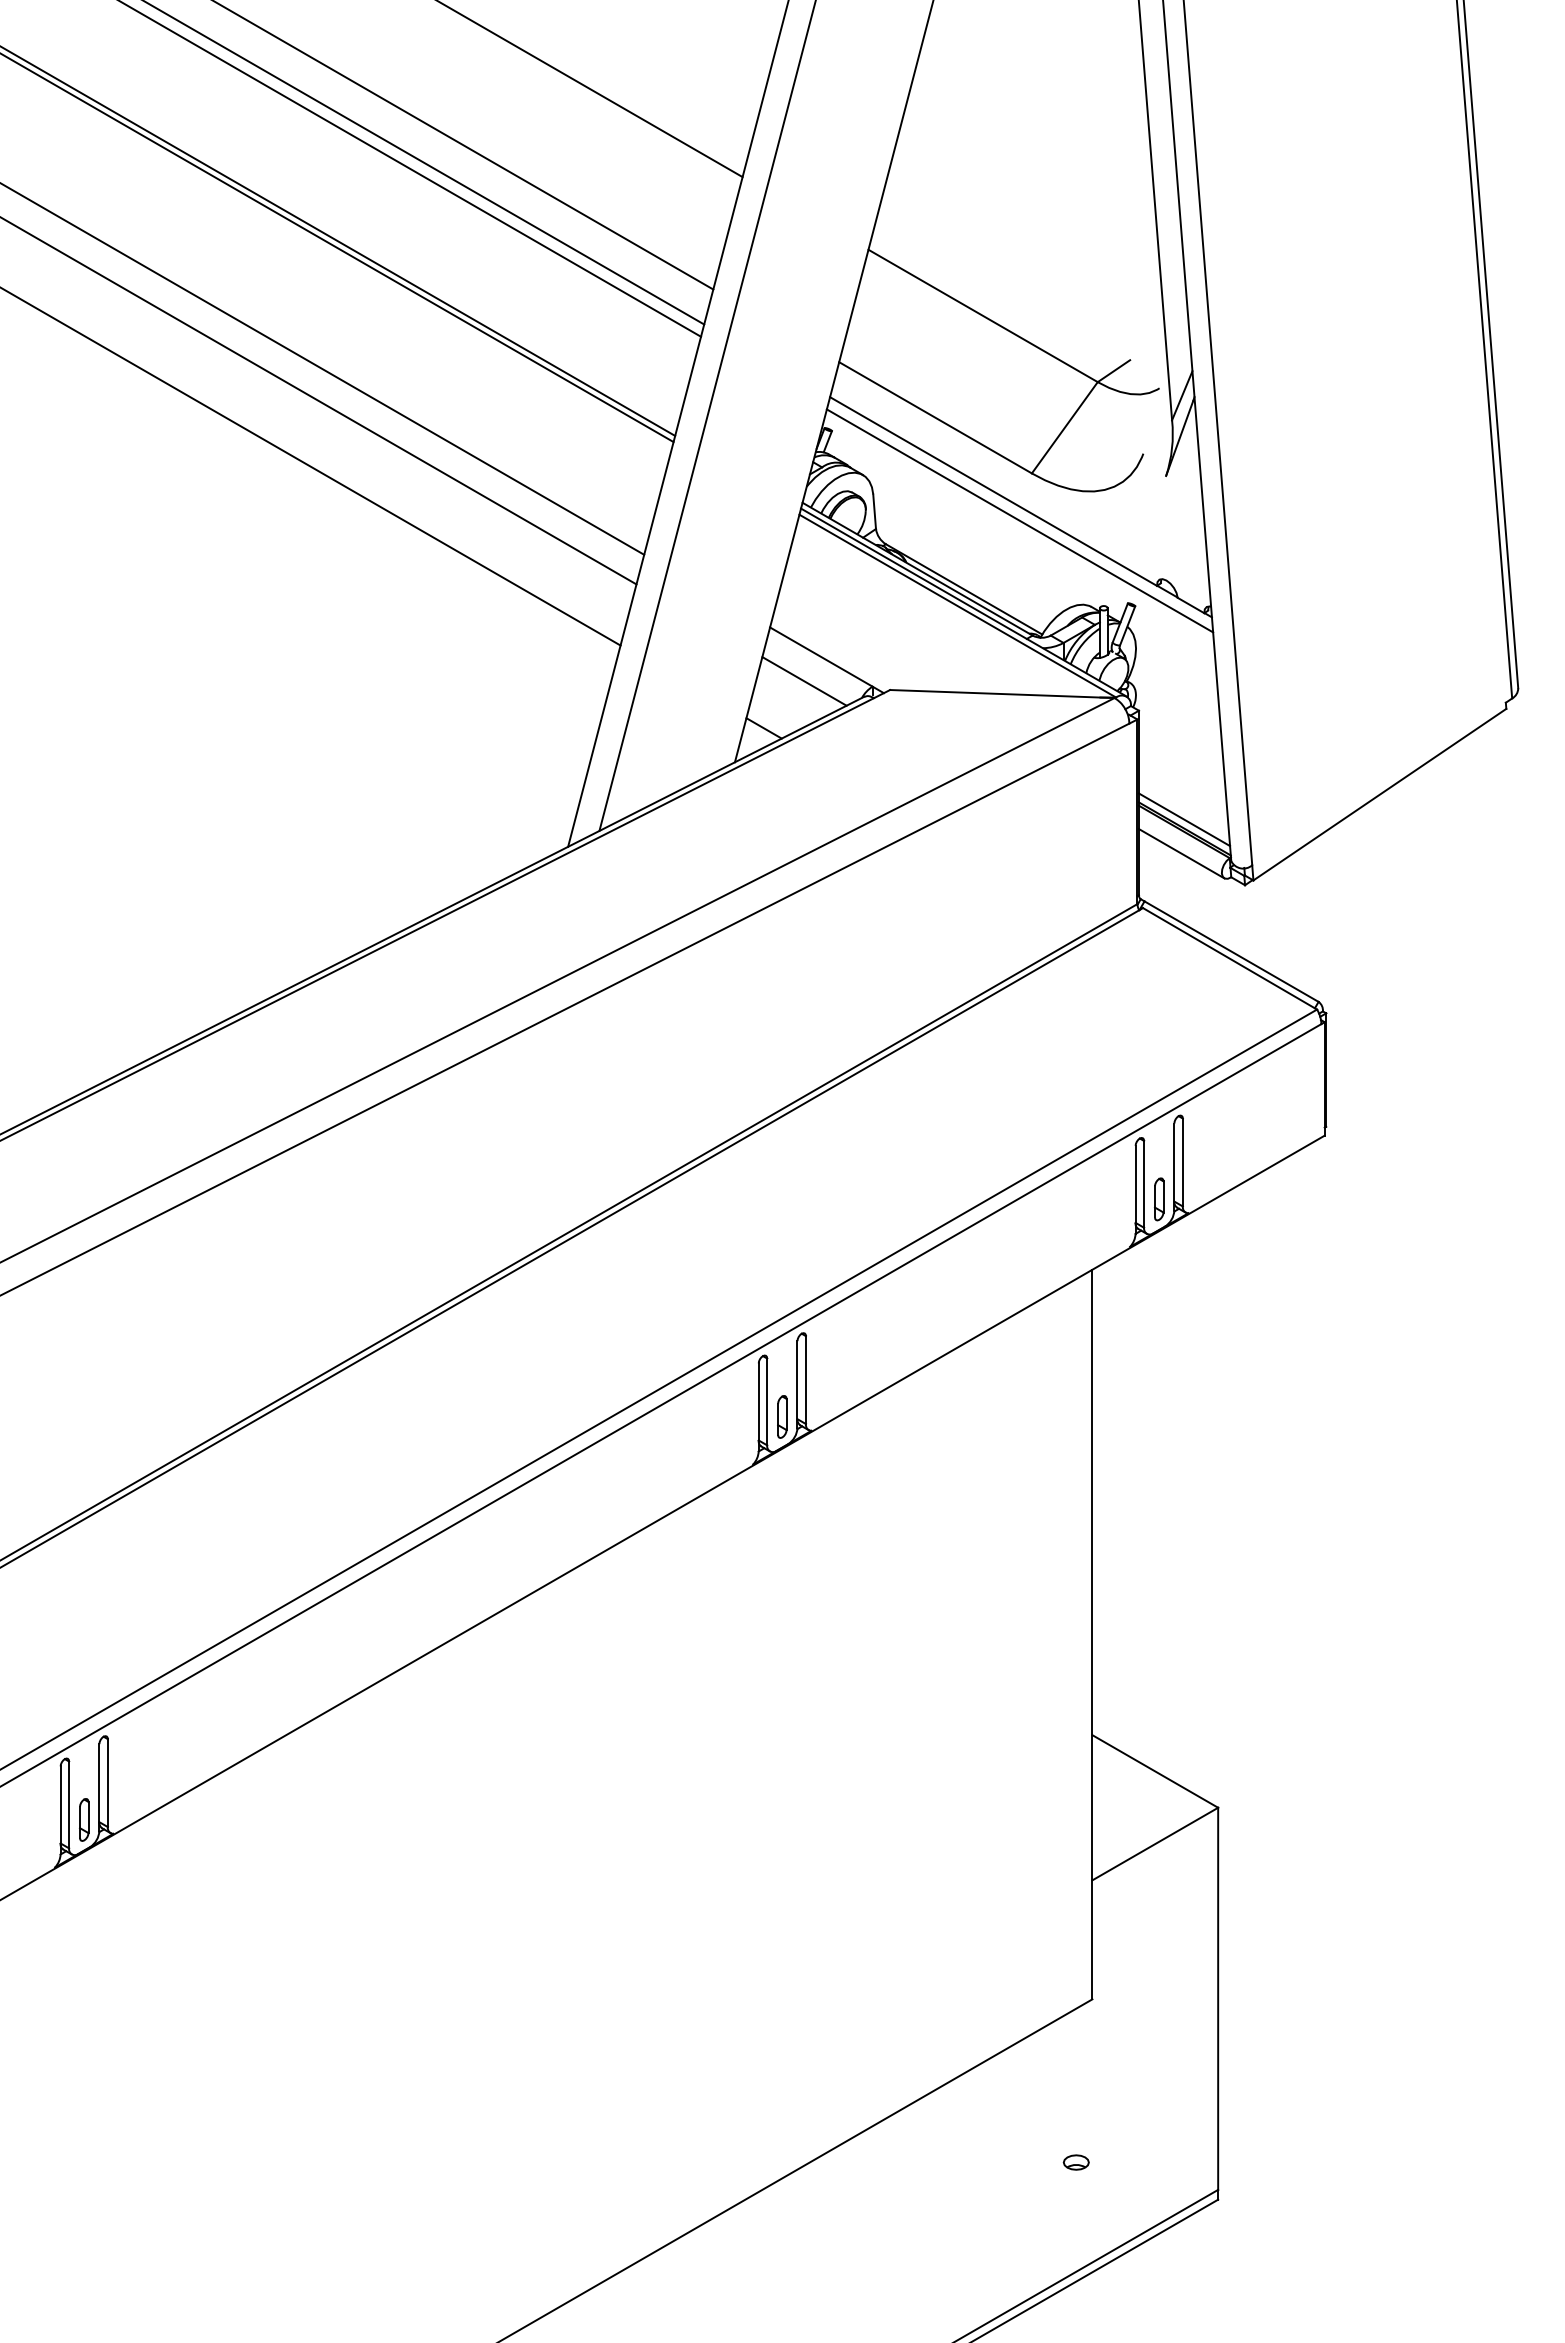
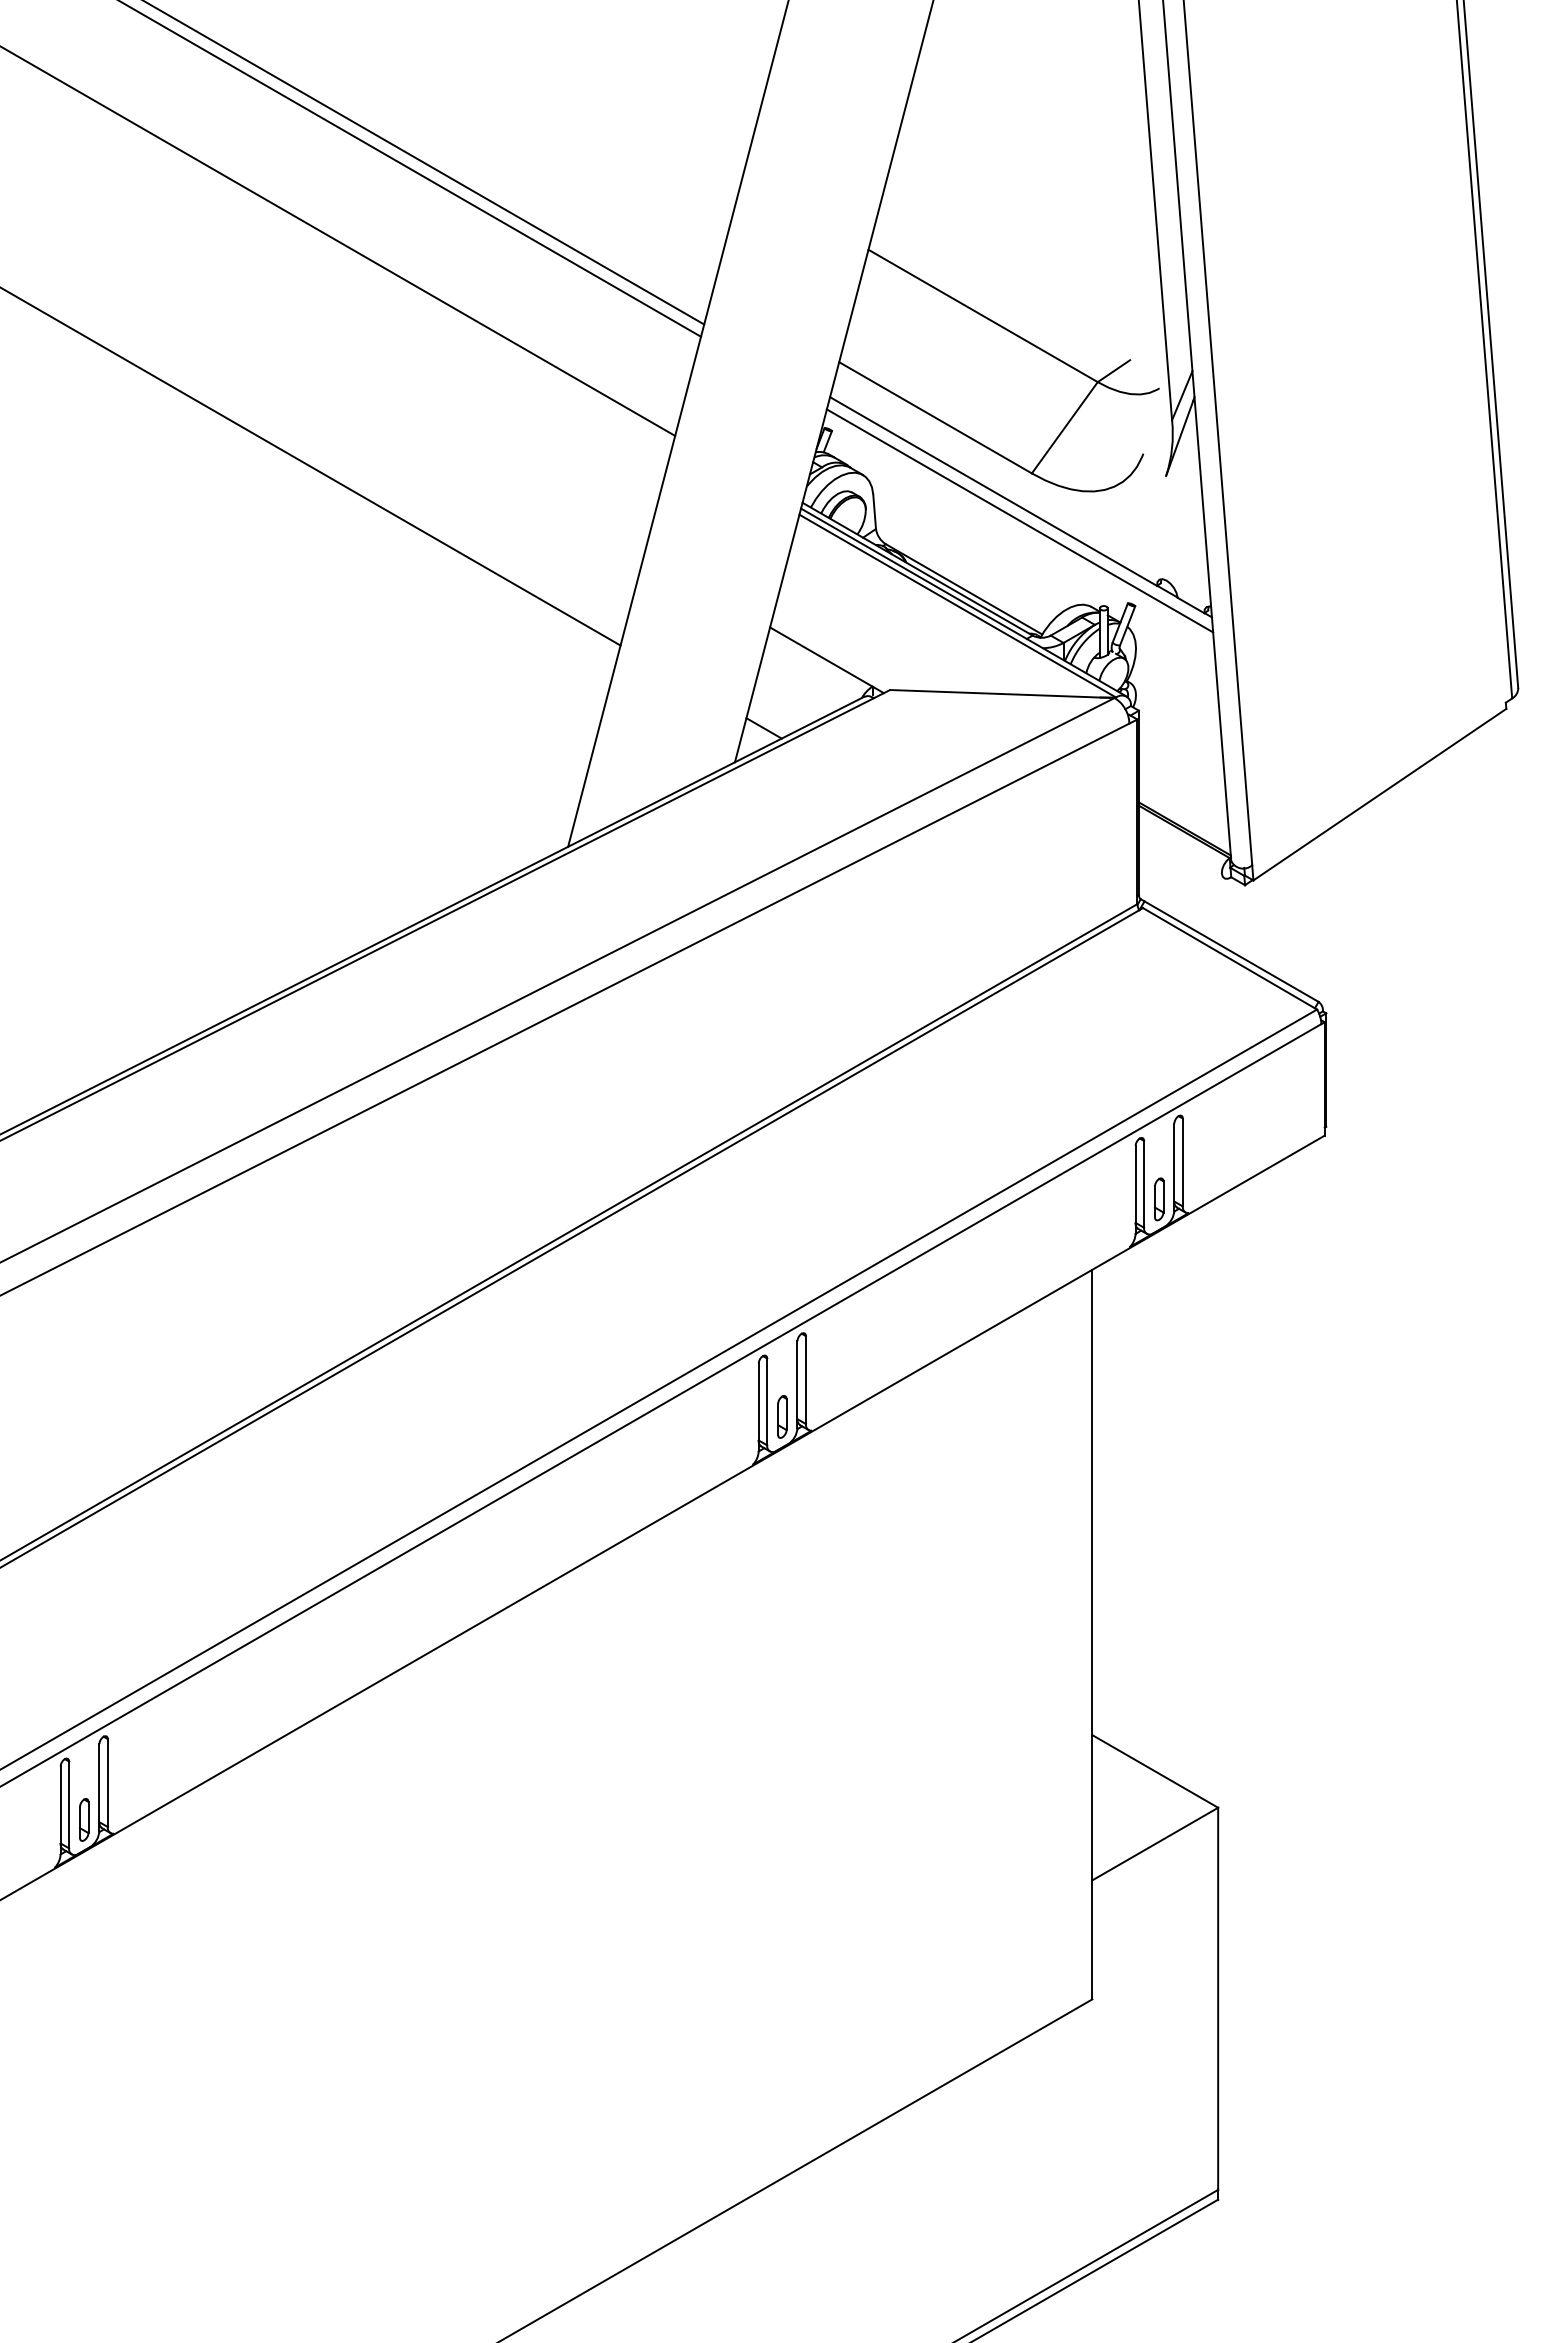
line: present -> none (590, 89)
line: present -> none (464, 145)
line: present -> none (337, 248)
line: present -> none (323, 369)
line: present -> none (319, 401)
line: present -> none (707, 416)
line: present -> none (804, 681)
line: present -> none (1184, 819)
line: present -> none (1181, 853)
part: present -> none (1075, 2162)
